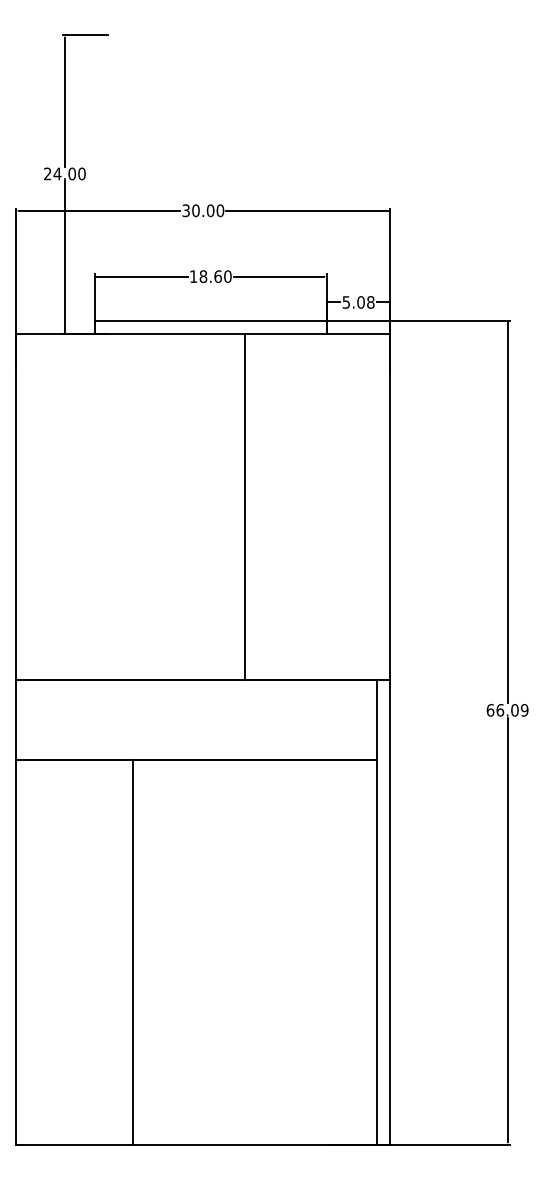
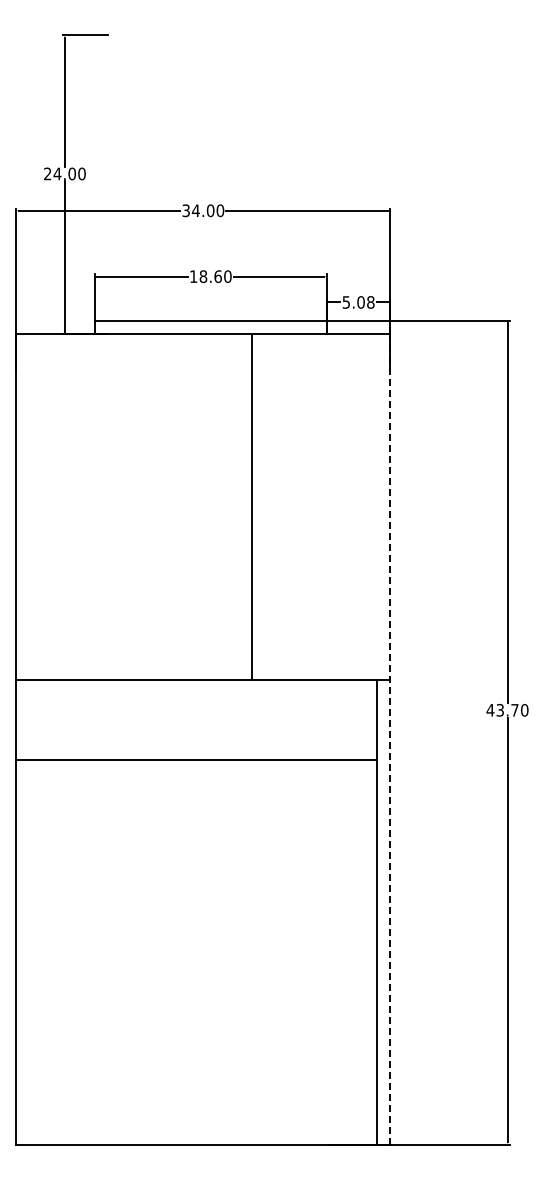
text: 30.00 -> 34.00 (195, 210)
line position: (245, 507) -> (252, 507) (252, 507)
text: 66.09 -> 43.70 (507, 709)
line: solid -> dashed (390, 740)
line: present -> none (133, 952)
